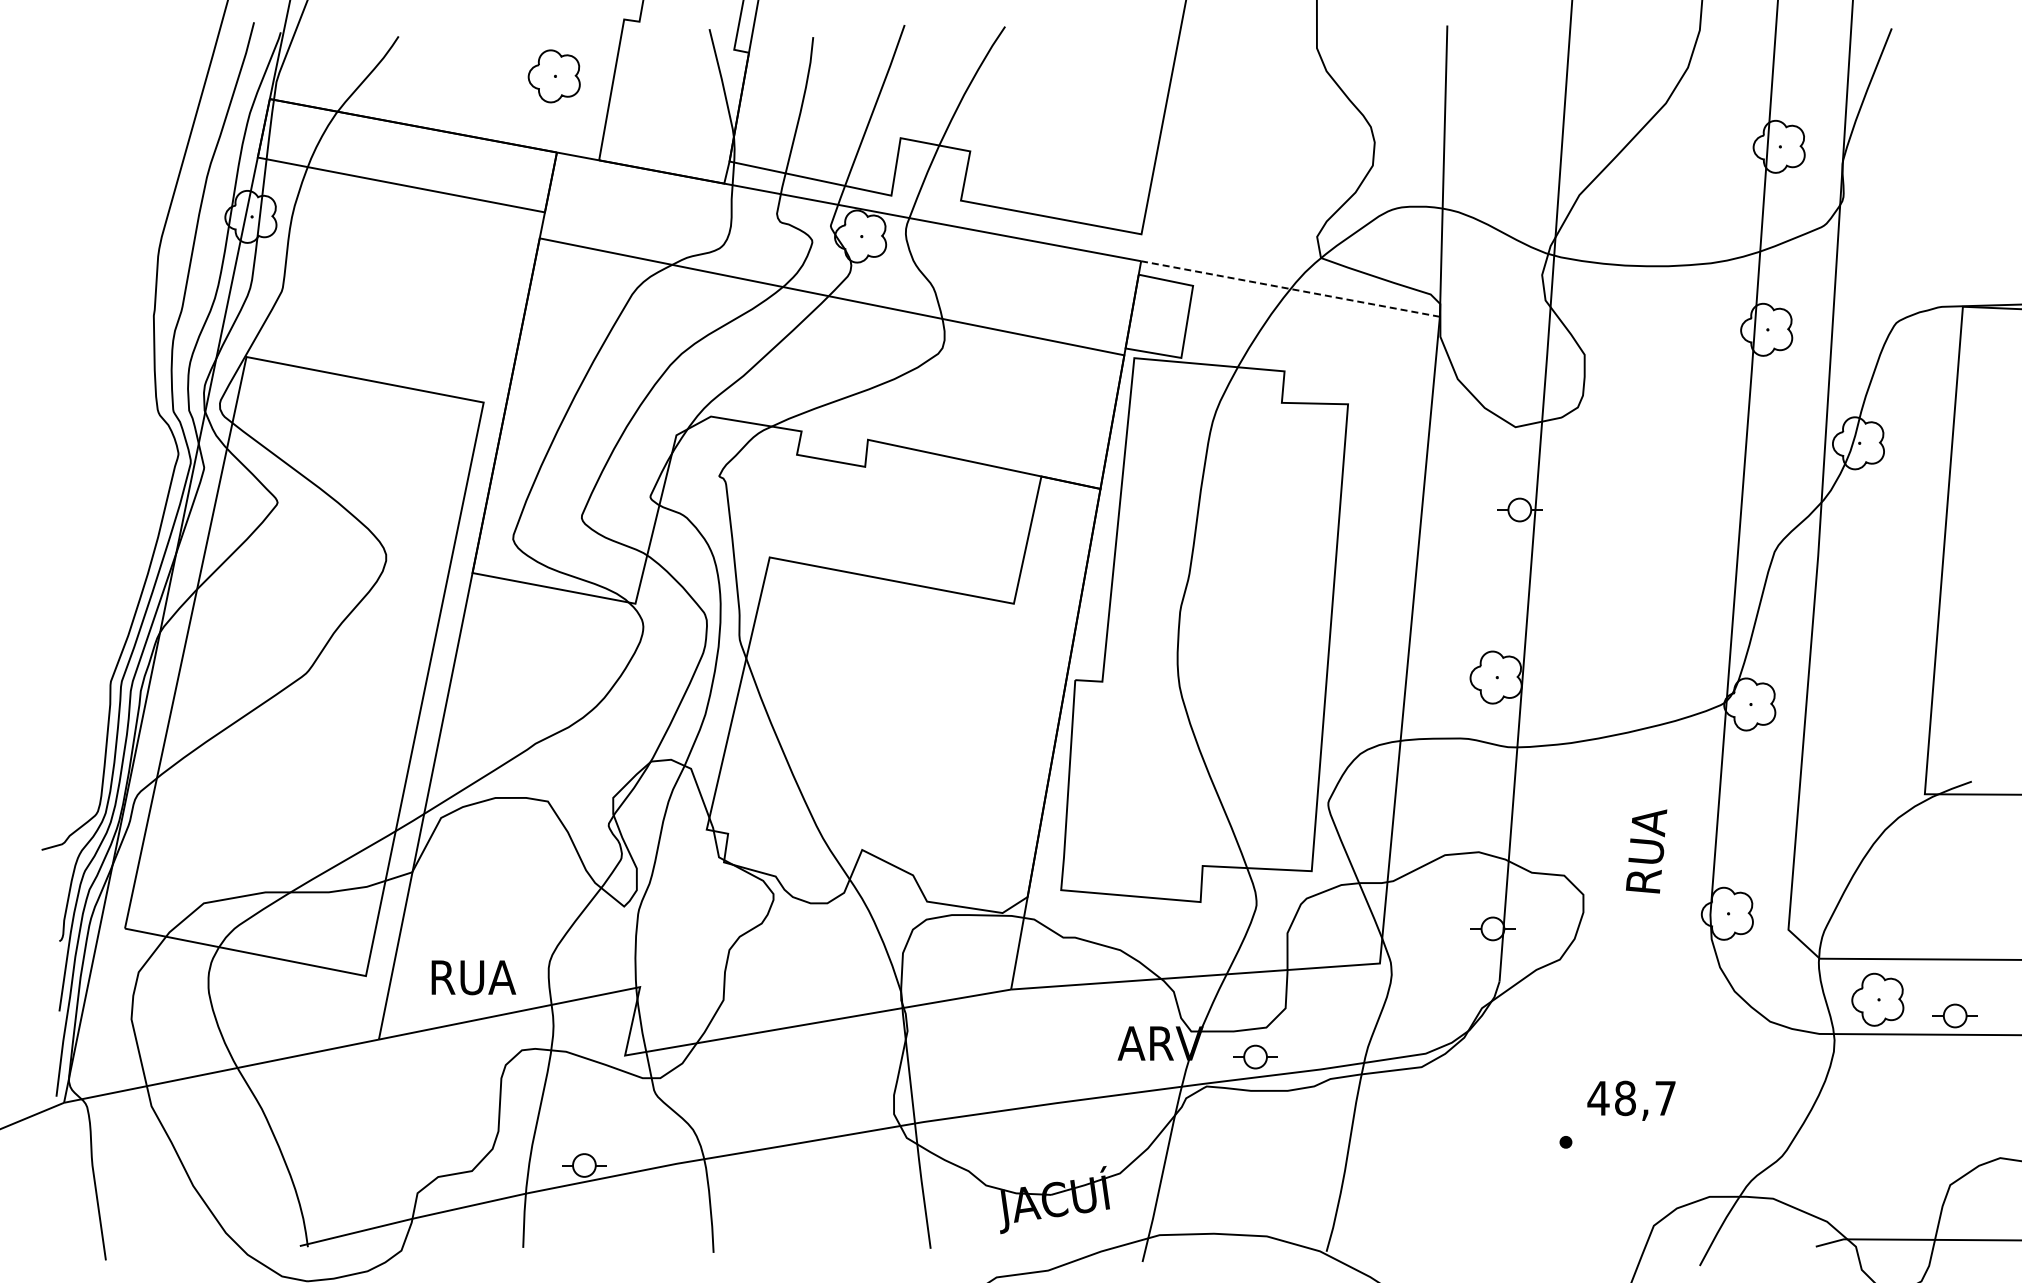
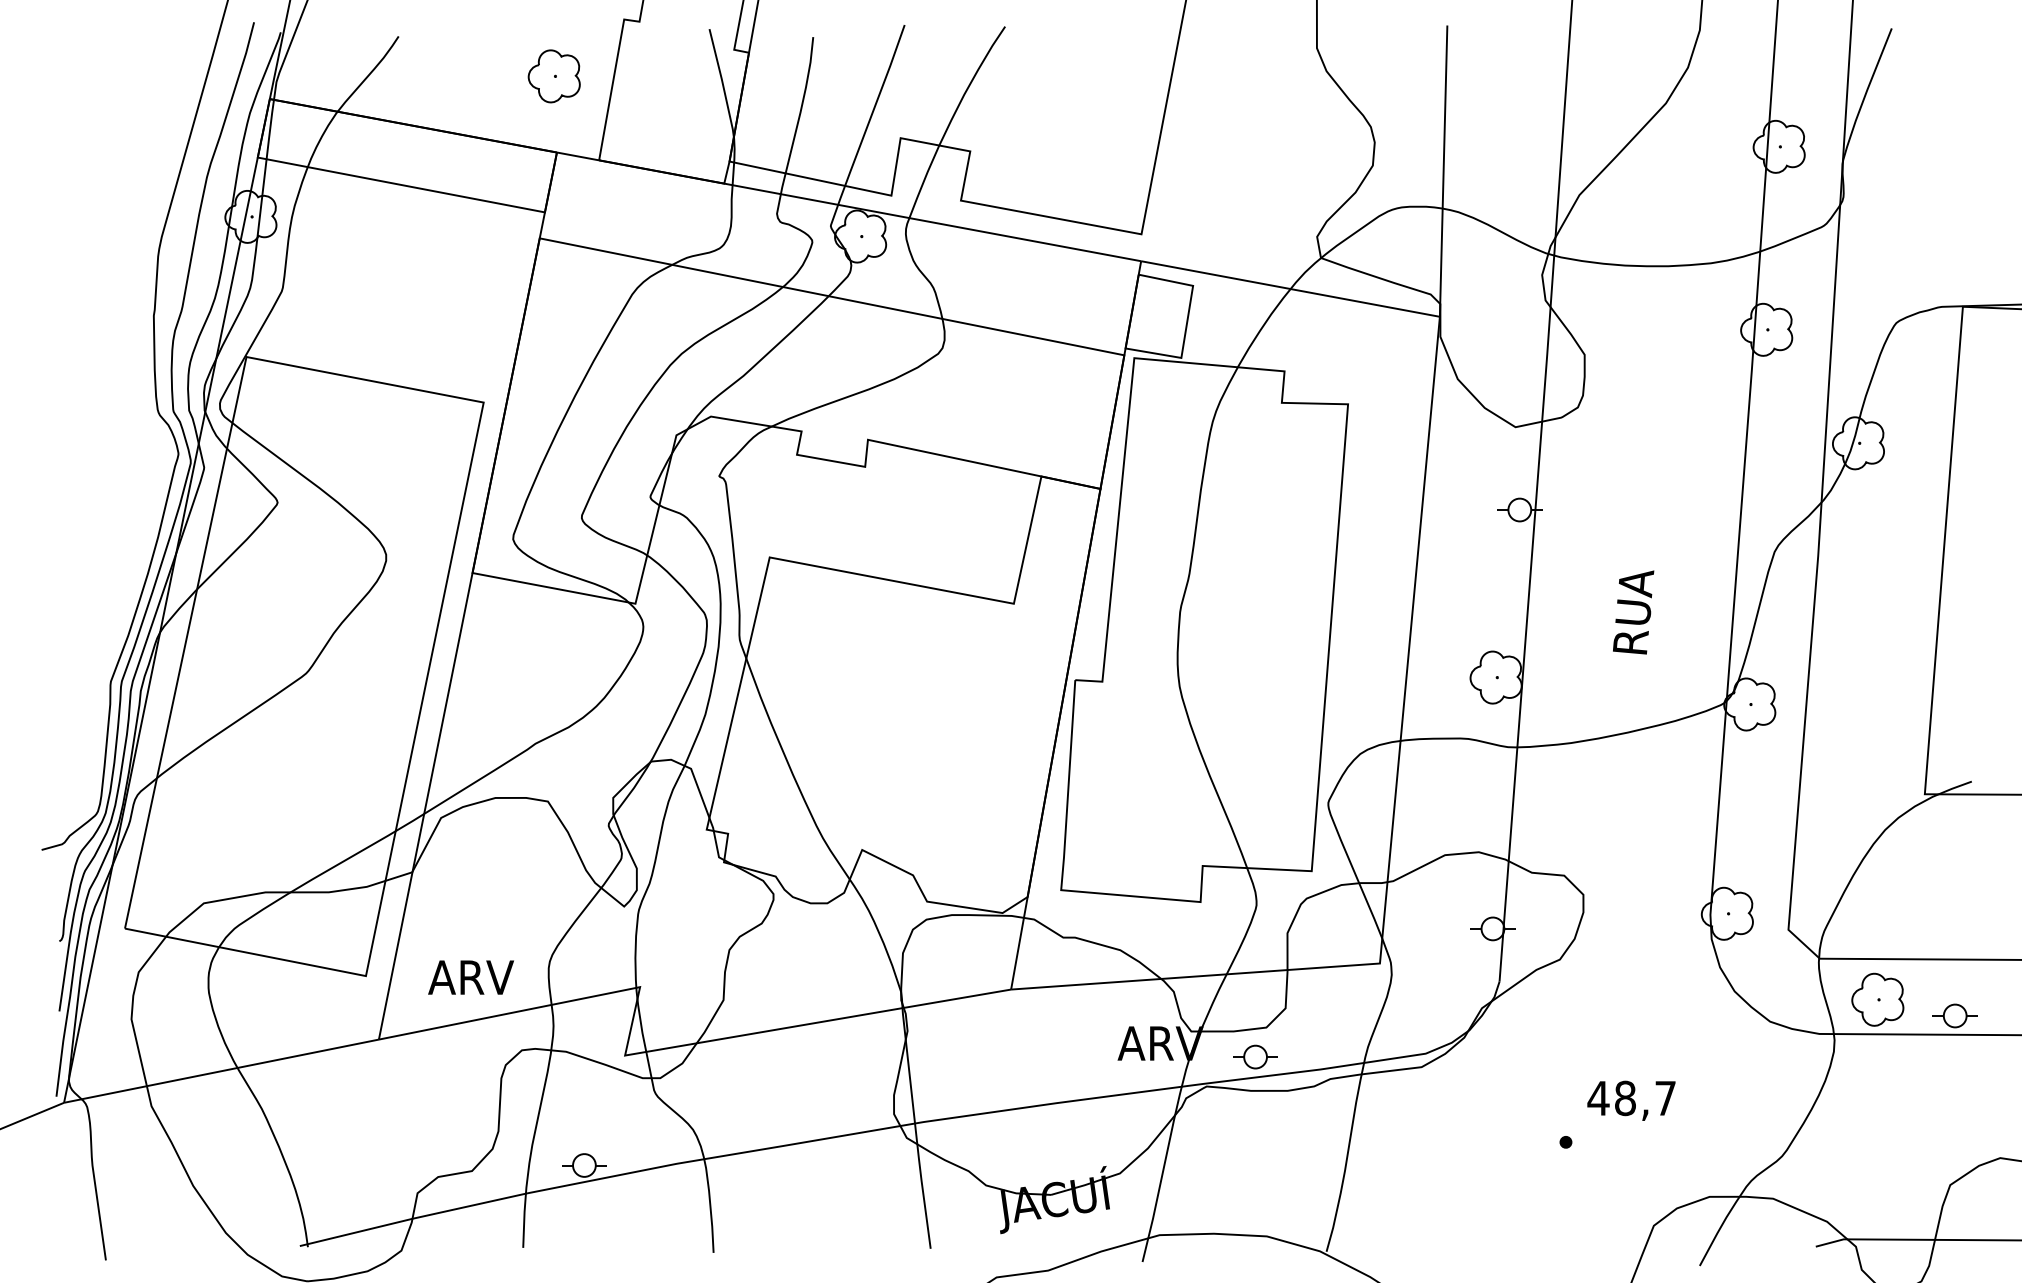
line: dashed -> solid (1290, 289)
text position: (1646, 851) -> (1633, 612) (1633, 612)
text: RUA -> ARV (472, 977)
